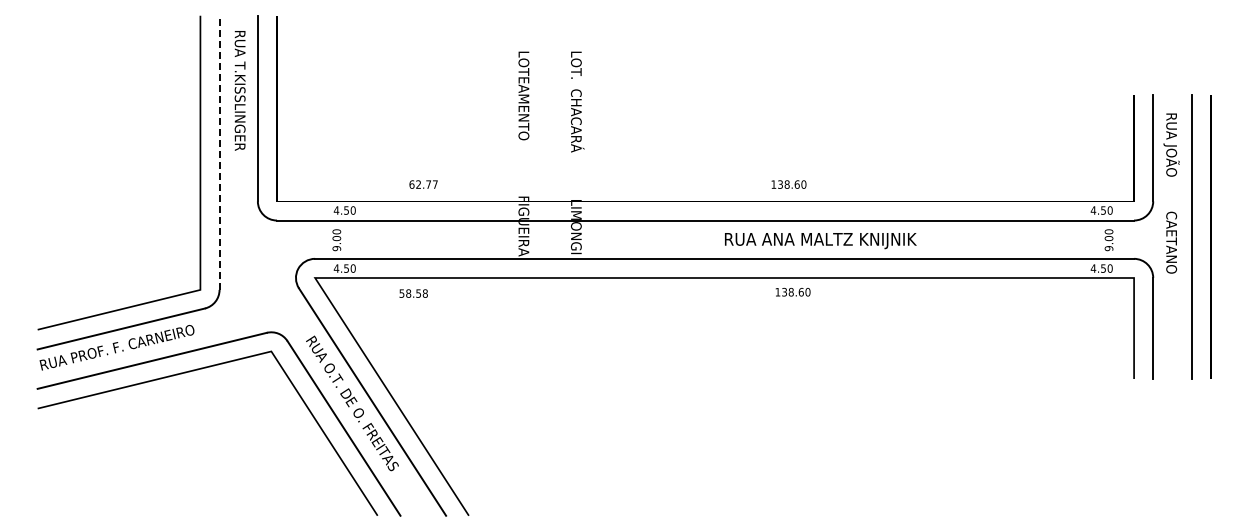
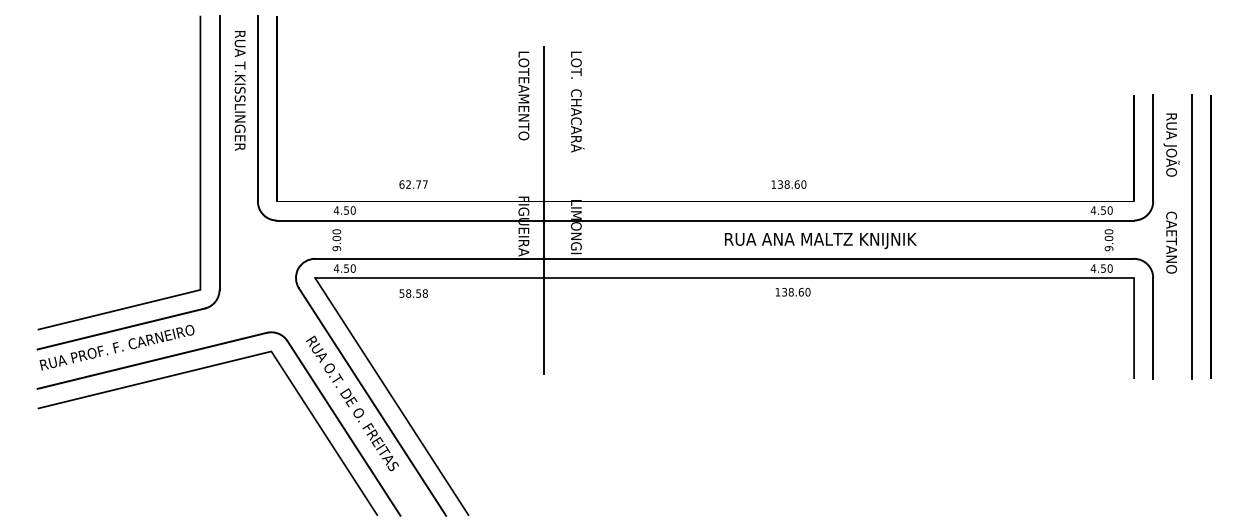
line: dashed -> solid (219, 152)
text position: (423, 184) -> (413, 184) (413, 184)
line: none -> present (544, 210)
